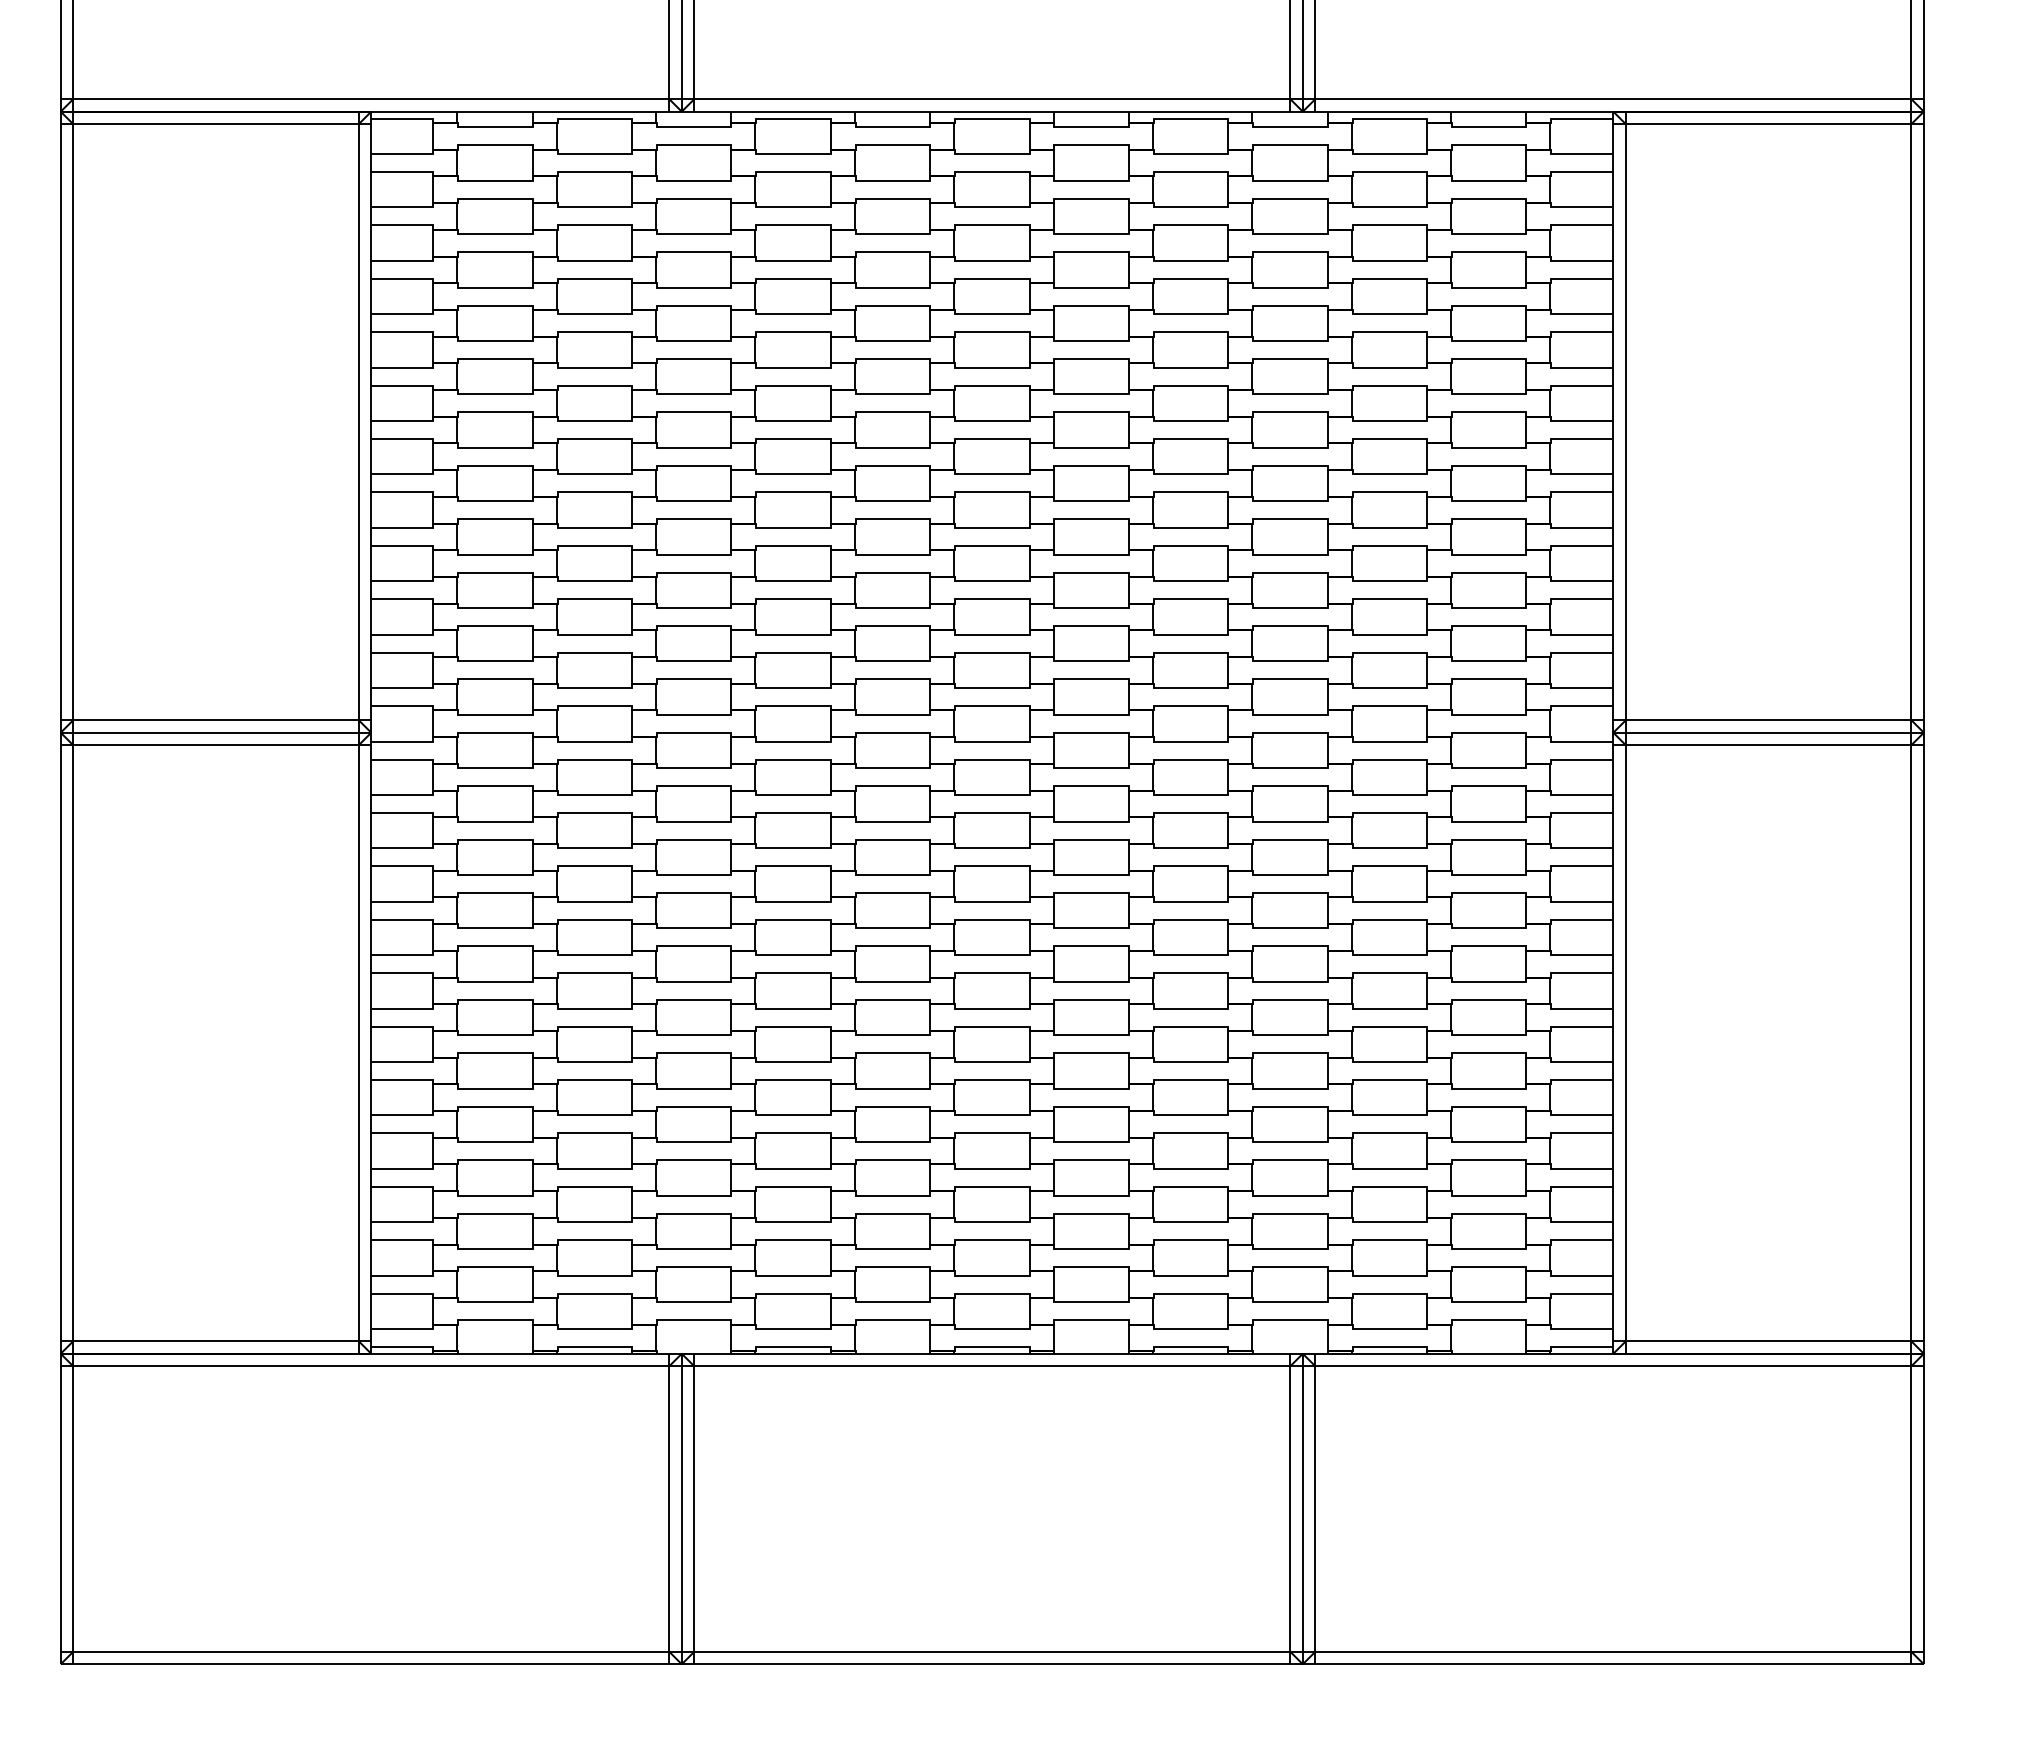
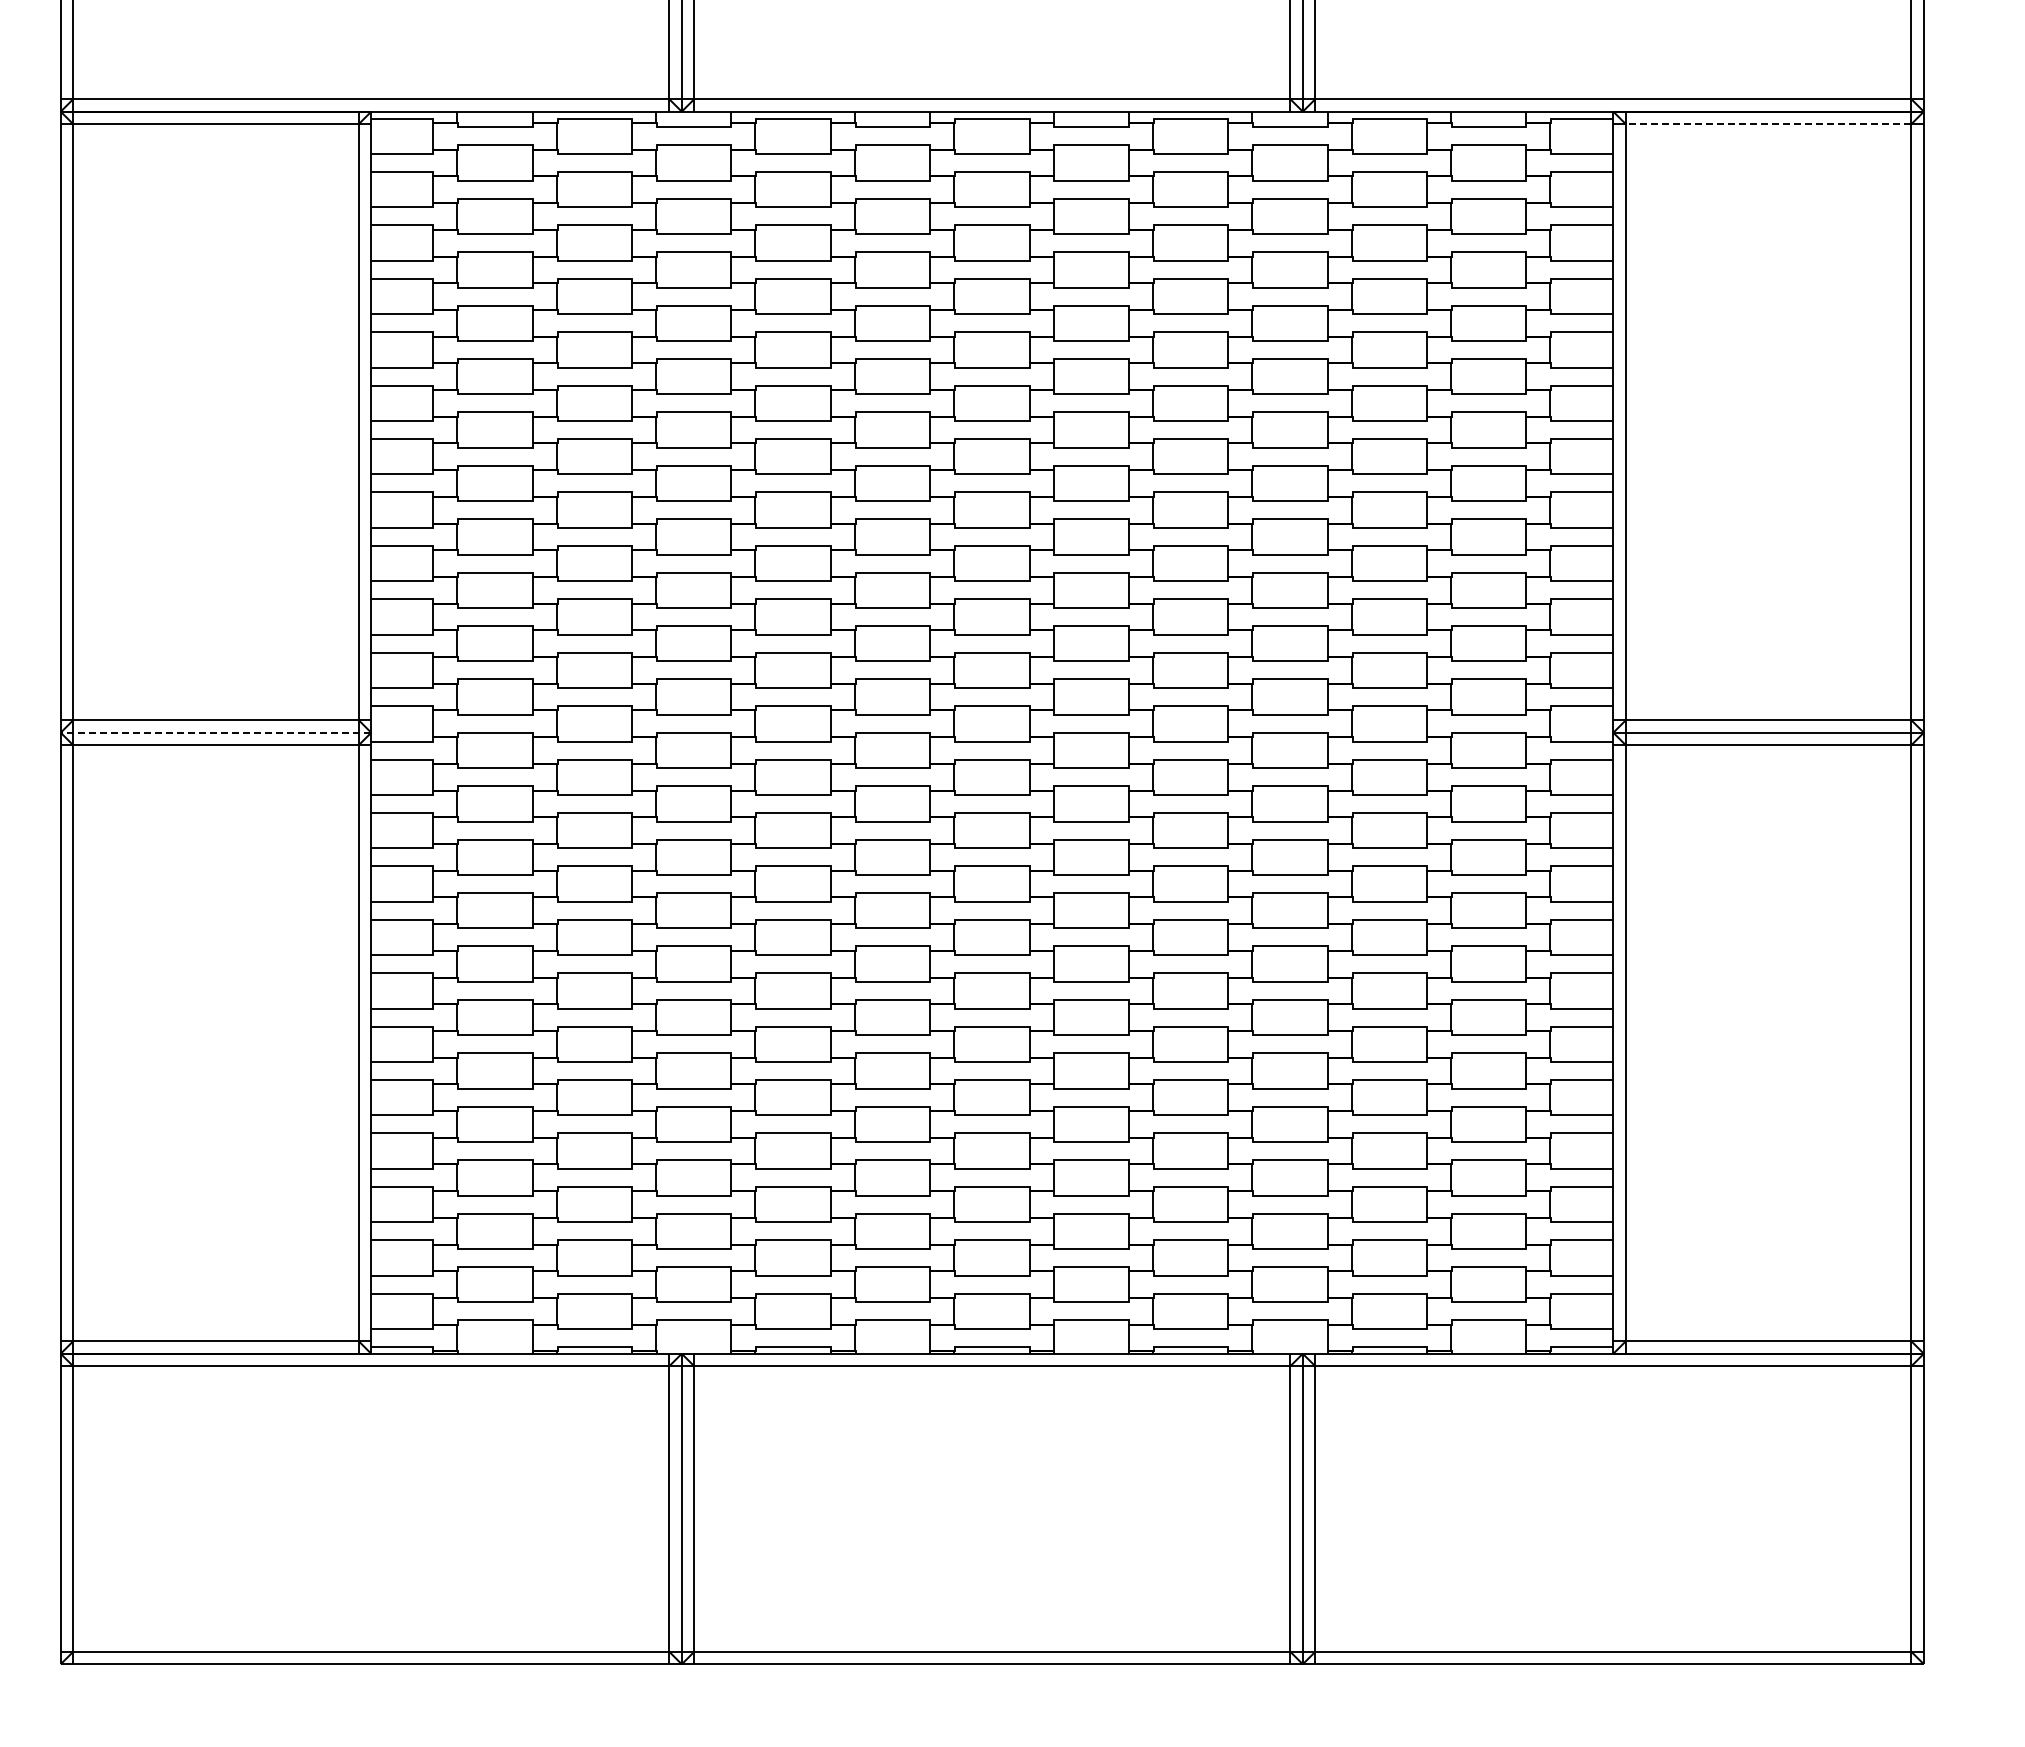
line: solid -> dashed (1768, 124)
line: solid -> dashed (216, 732)
